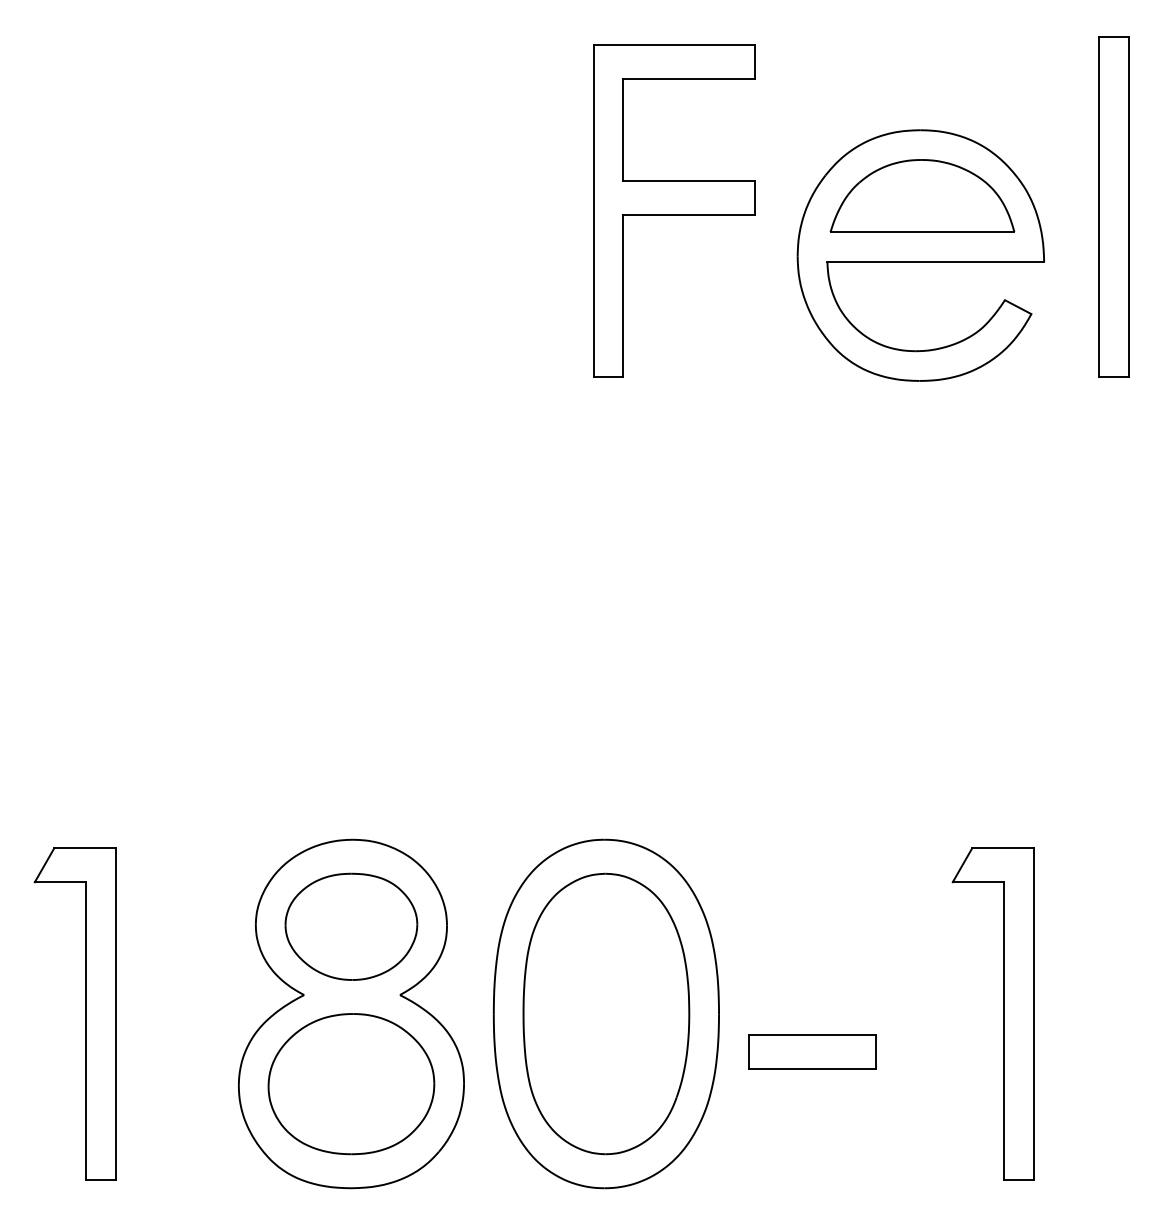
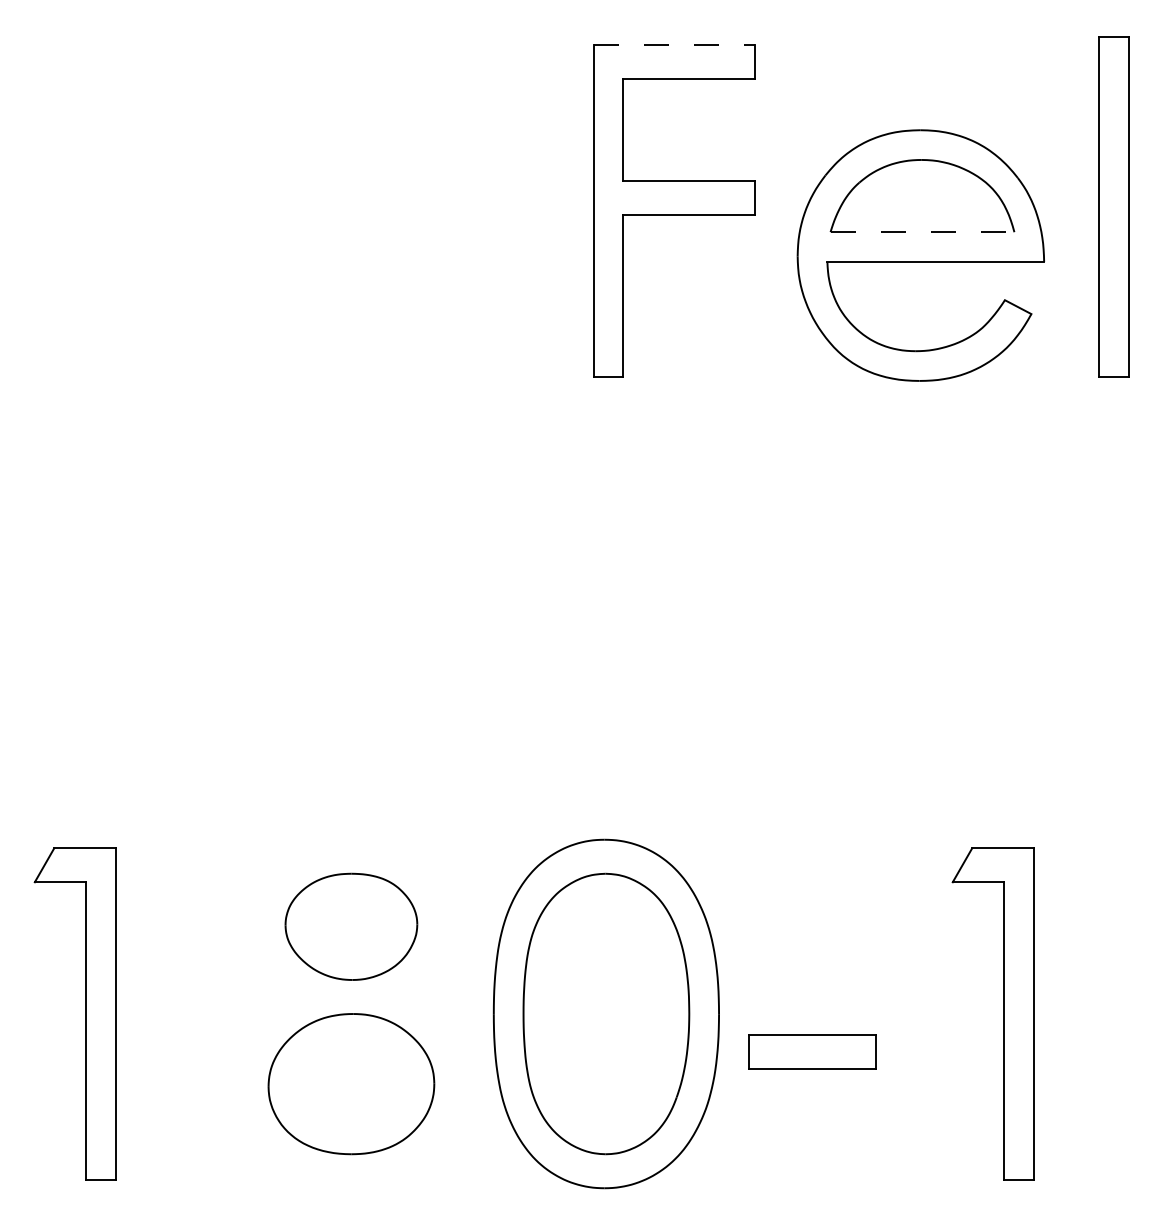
line: solid -> dashed (674, 45)
line: solid -> dashed (922, 232)
part: present -> none (351, 1013)
